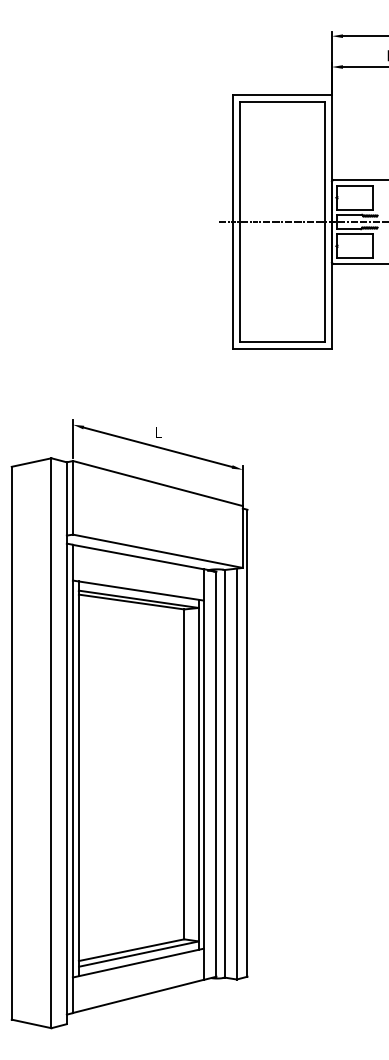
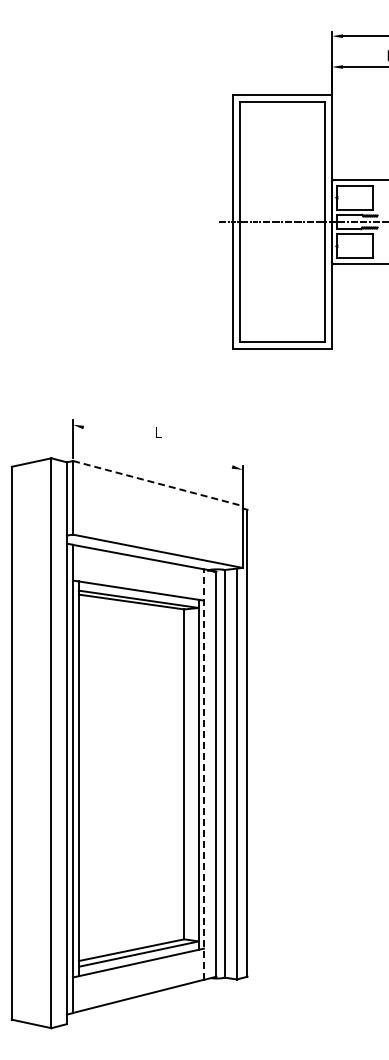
line: present -> none (157, 446)
line: solid -> dashed (157, 483)
line: solid -> dashed (204, 774)
